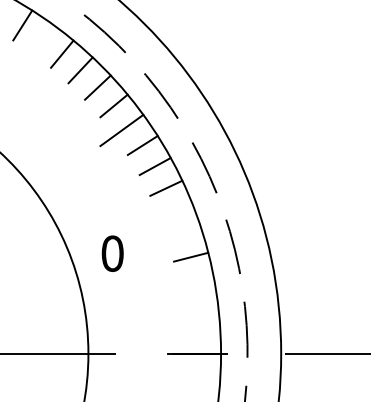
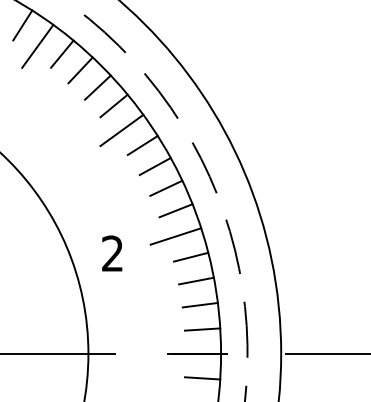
line: none -> present (37, 45)
line: none -> present (175, 210)
line: none -> present (175, 236)
text: 0 -> 2 (112, 253)
line: none -> present (196, 280)
line: none -> present (199, 304)
line: none -> present (202, 329)
line: none -> present (202, 378)
